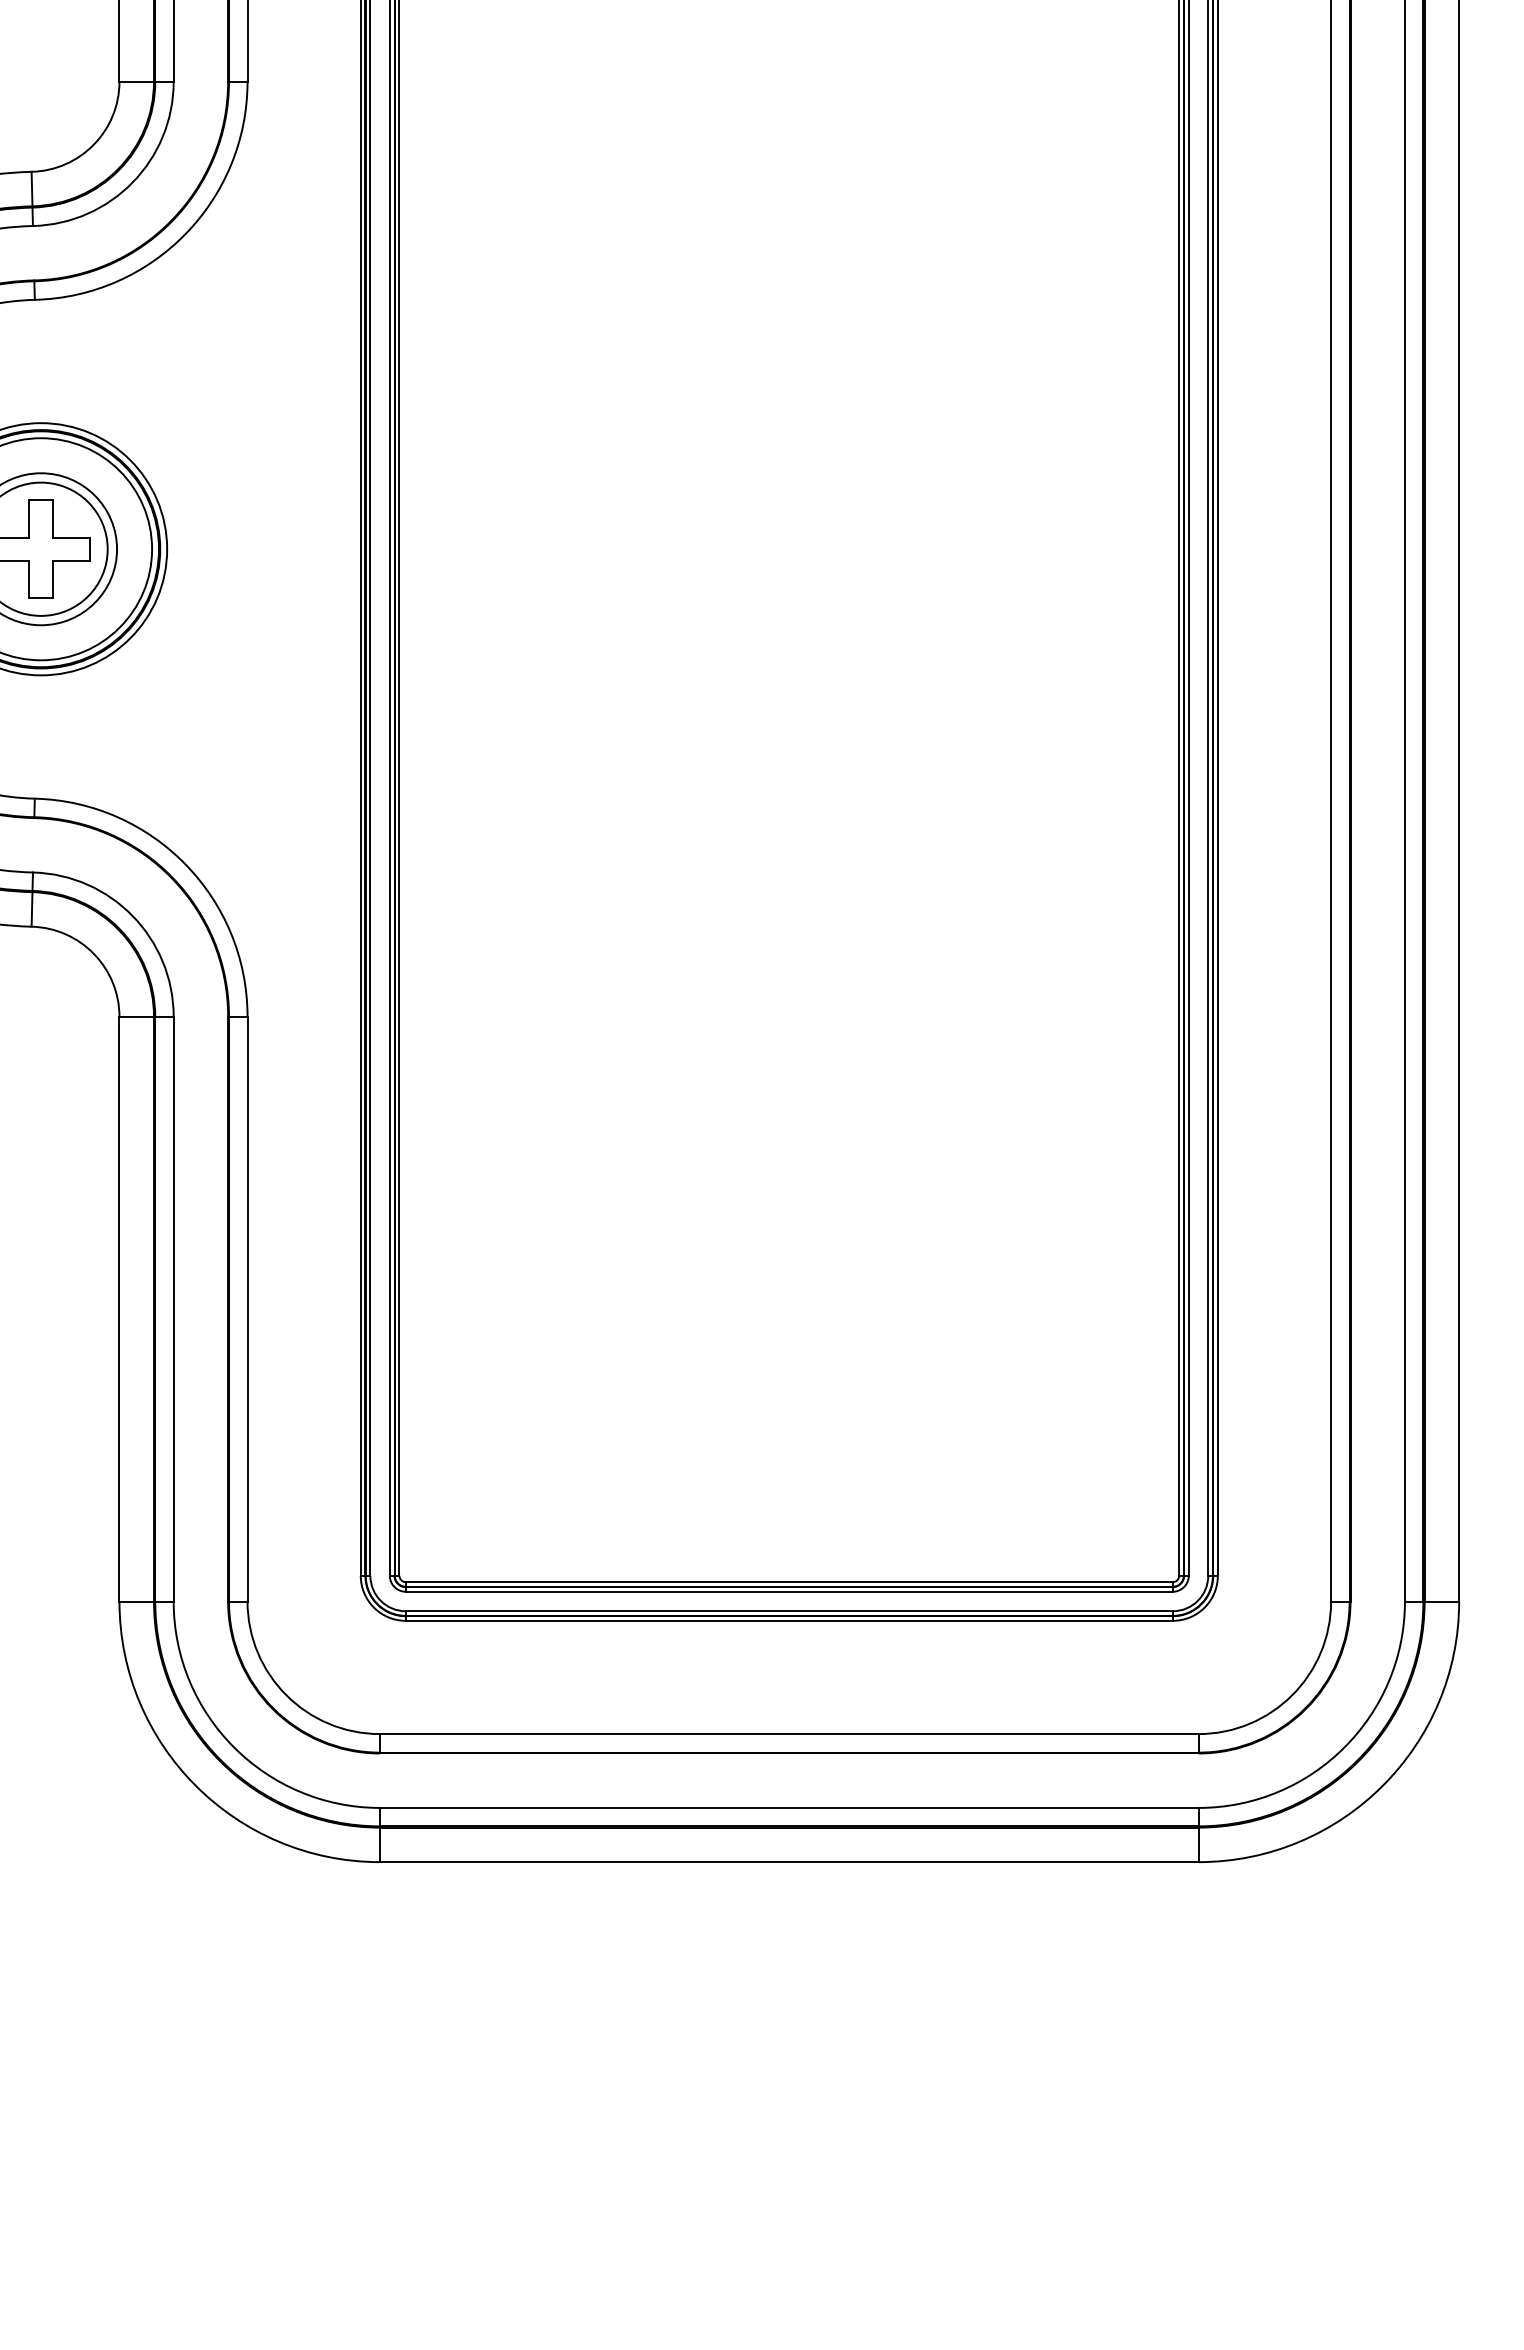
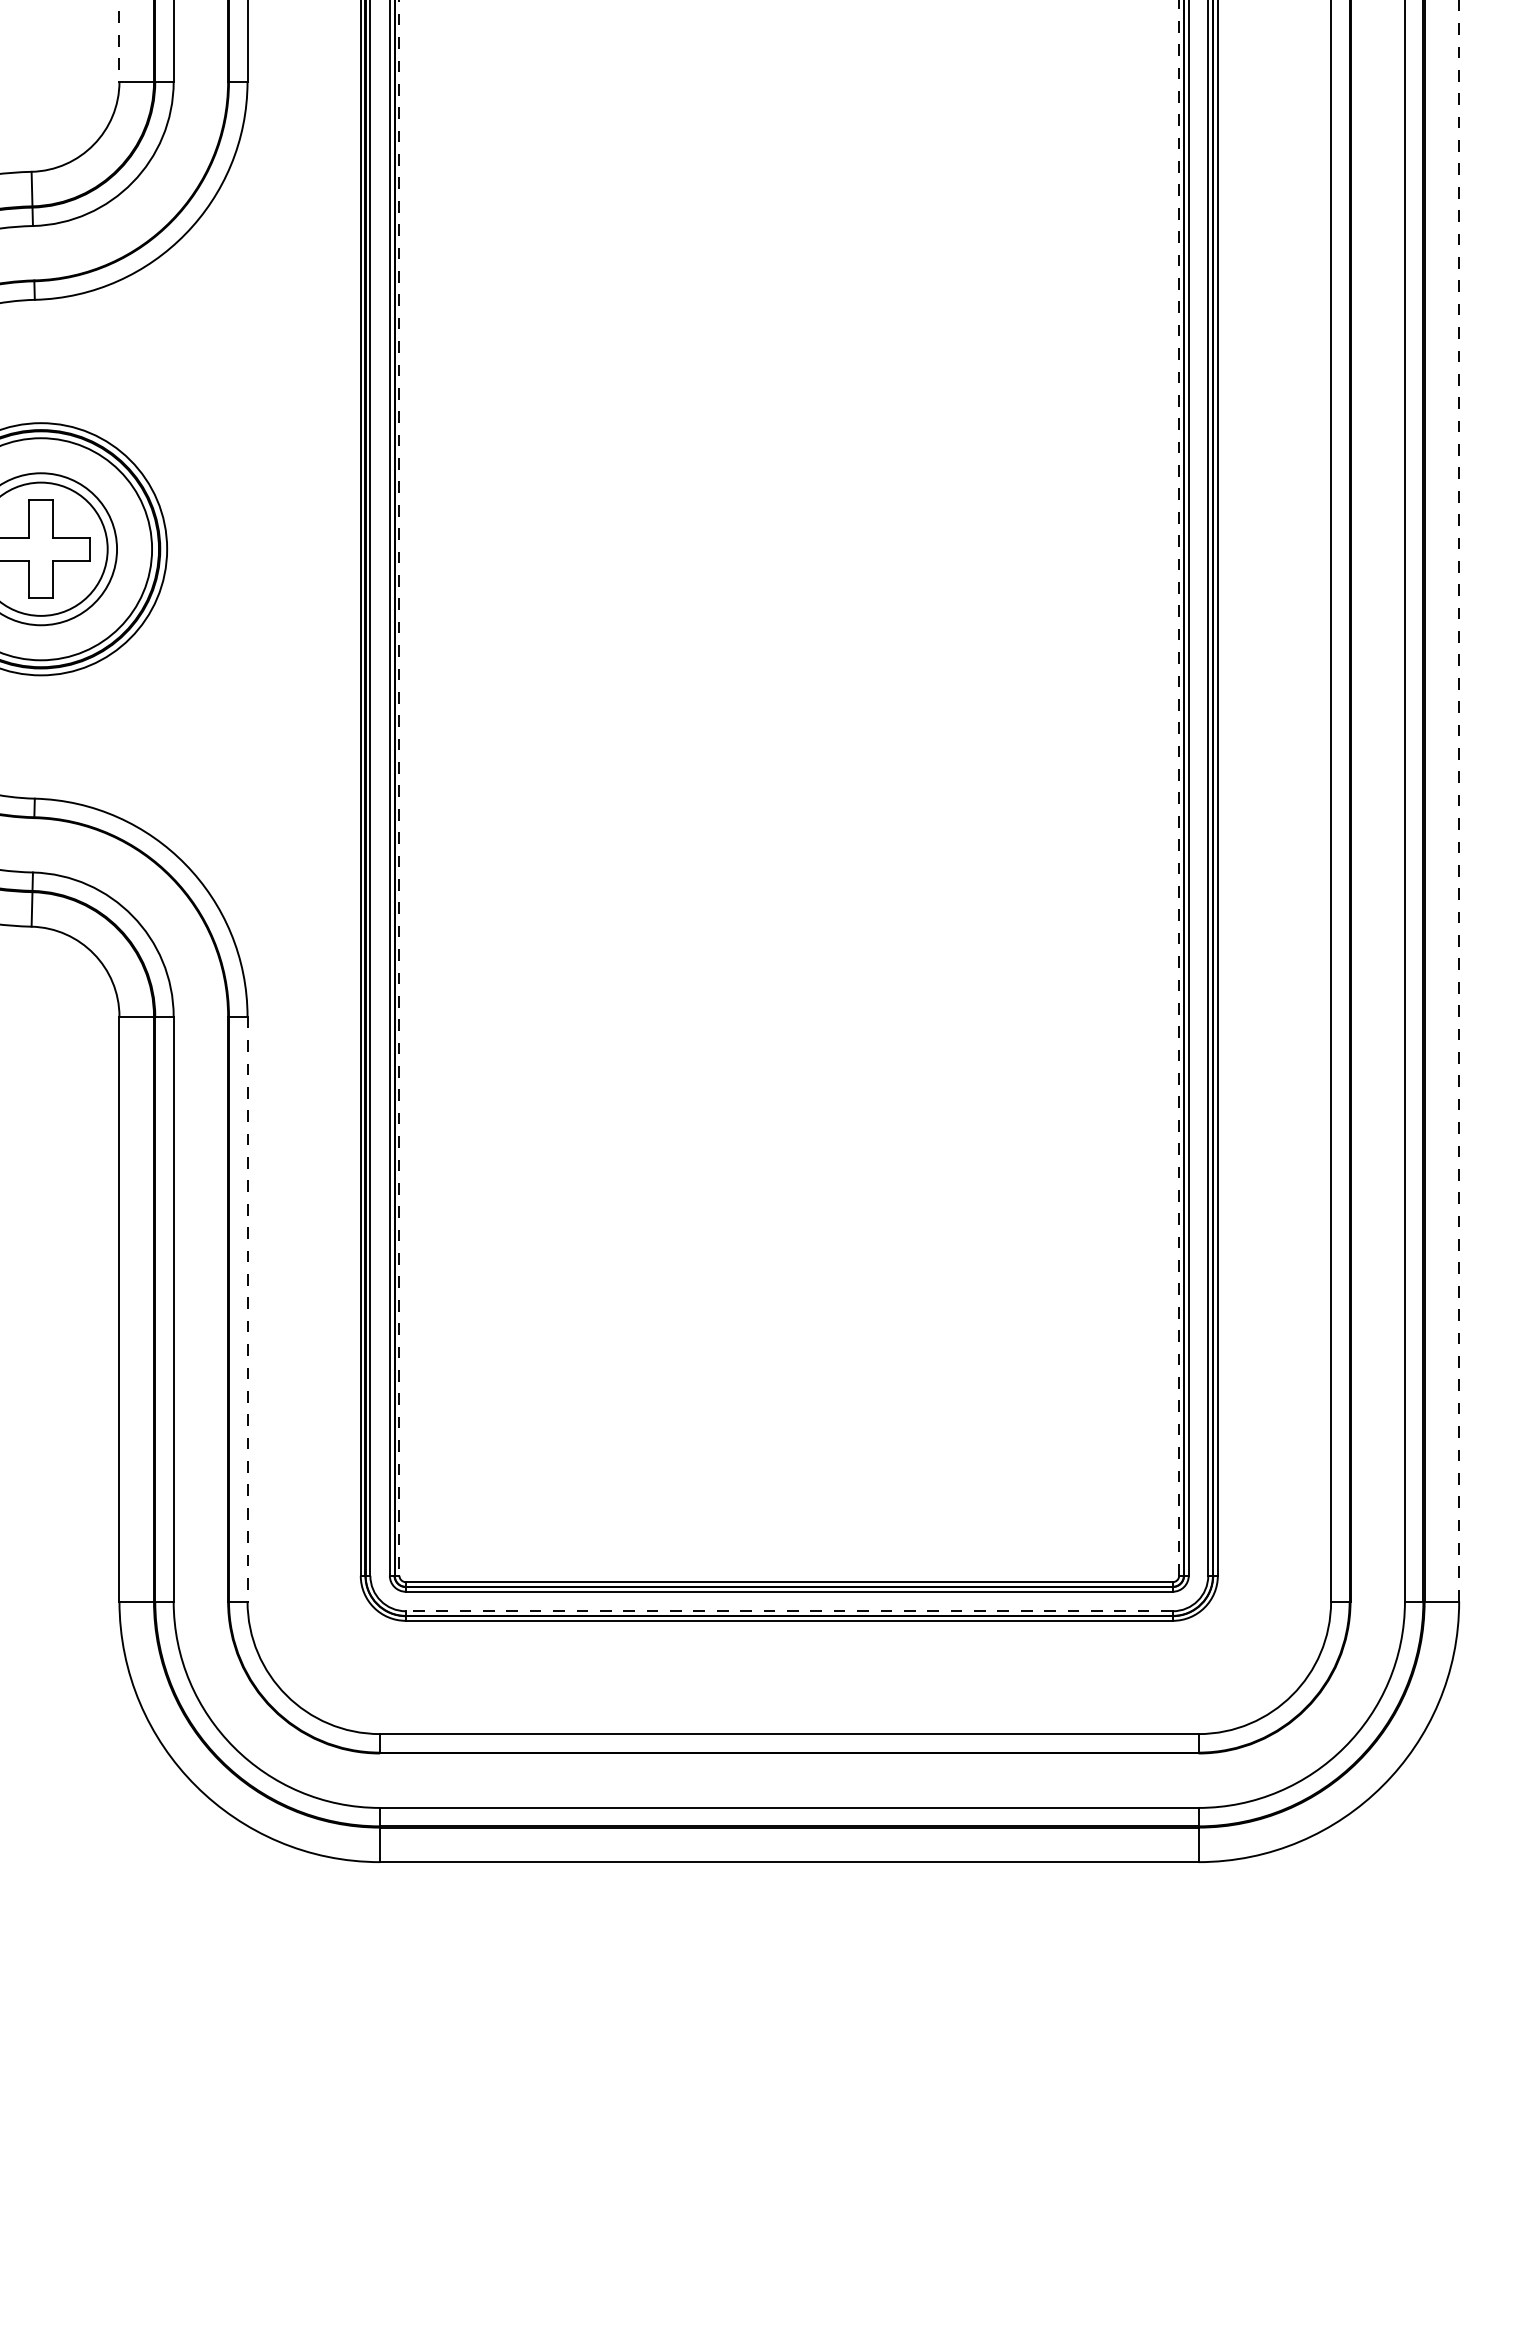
line: solid -> dashed (119, 41)
line: solid -> dashed (399, 788)
line: solid -> dashed (1179, 788)
line: solid -> dashed (1459, 800)
line: solid -> dashed (247, 1309)
line: solid -> dashed (788, 1611)
